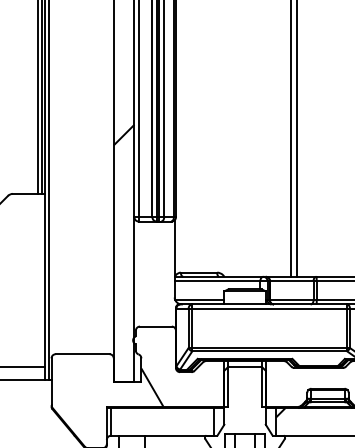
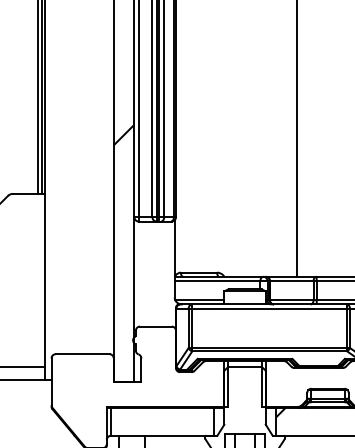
line: present -> none (291, 139)
line: present -> none (48, 191)
hatch: present -> none (152, 387)
